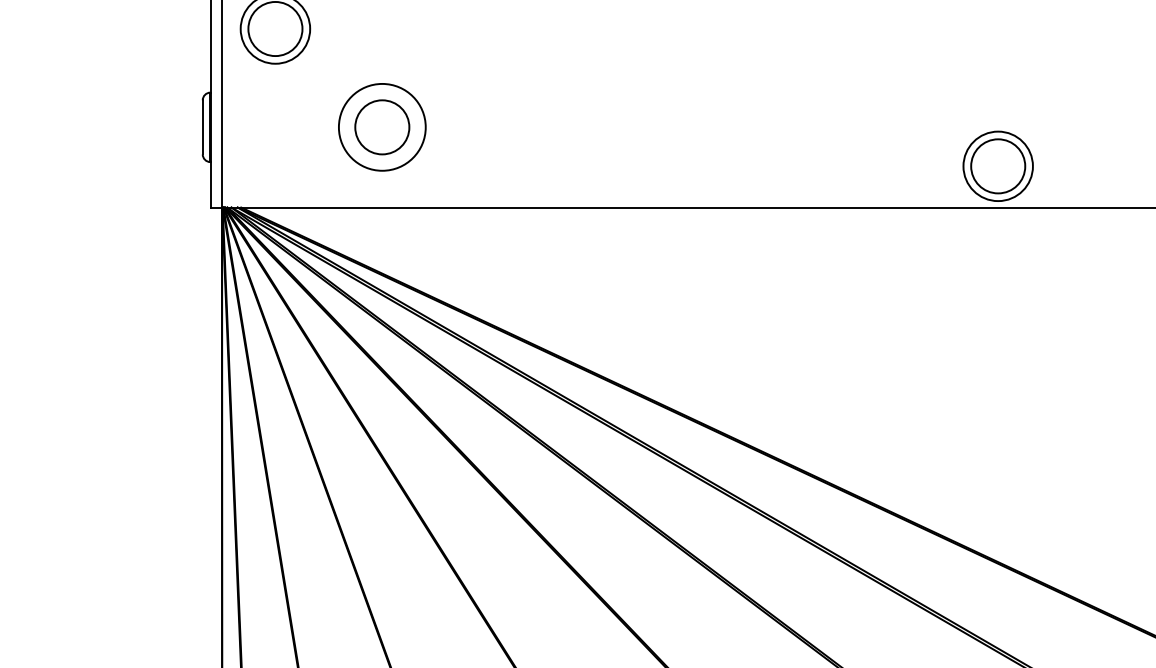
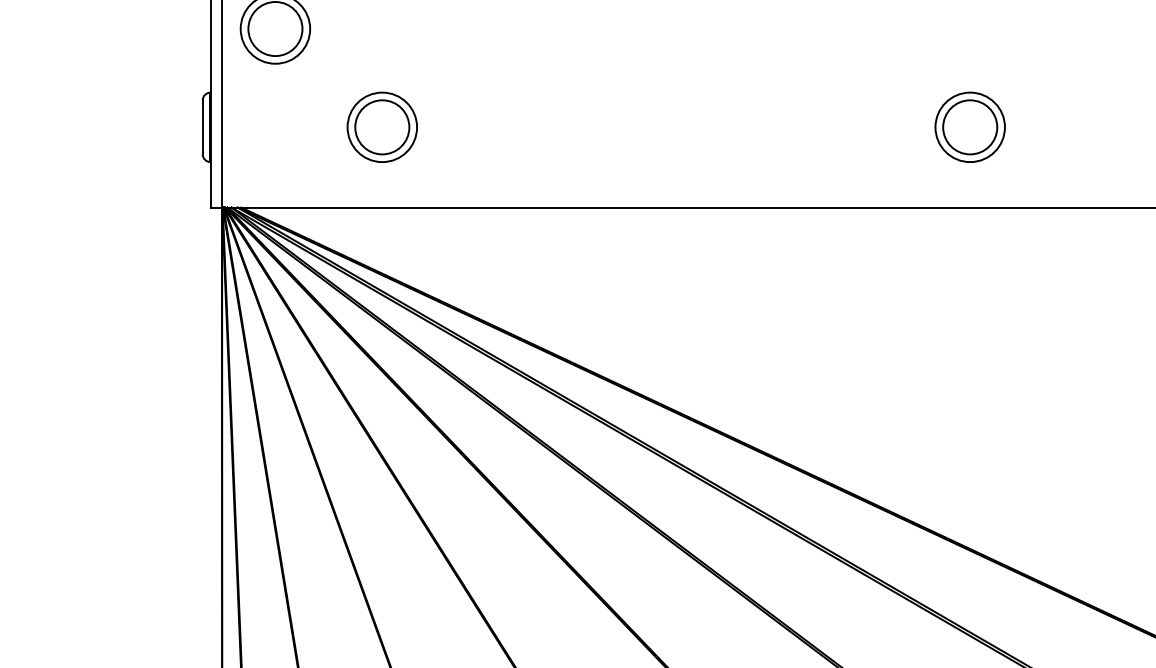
circle diameter: 87 px -> 69 px (382, 127)
part position: (997, 165) -> (969, 126) (969, 126)
